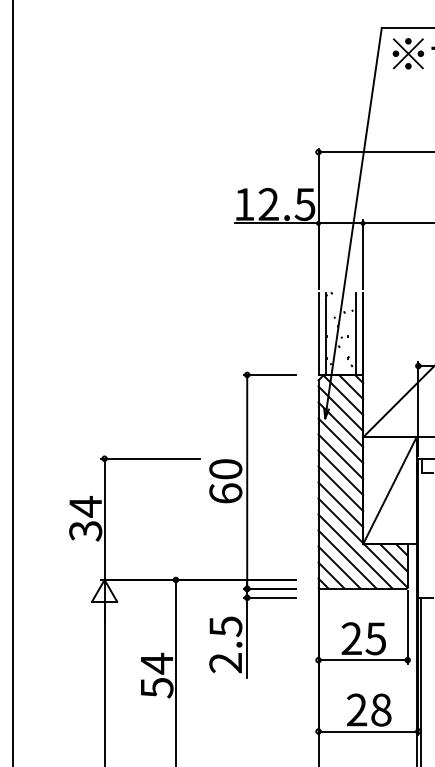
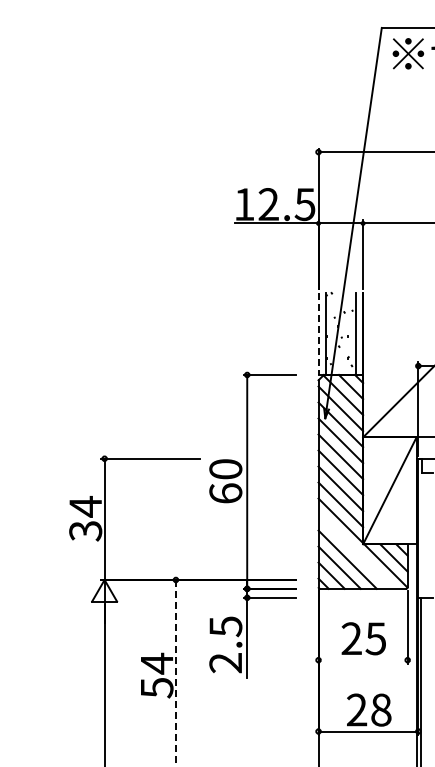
line: solid -> dashed (318, 334)
line: present -> none (13, 382)
line: present -> none (355, 551)
line: present -> none (362, 660)
line: solid -> dashed (175, 673)
